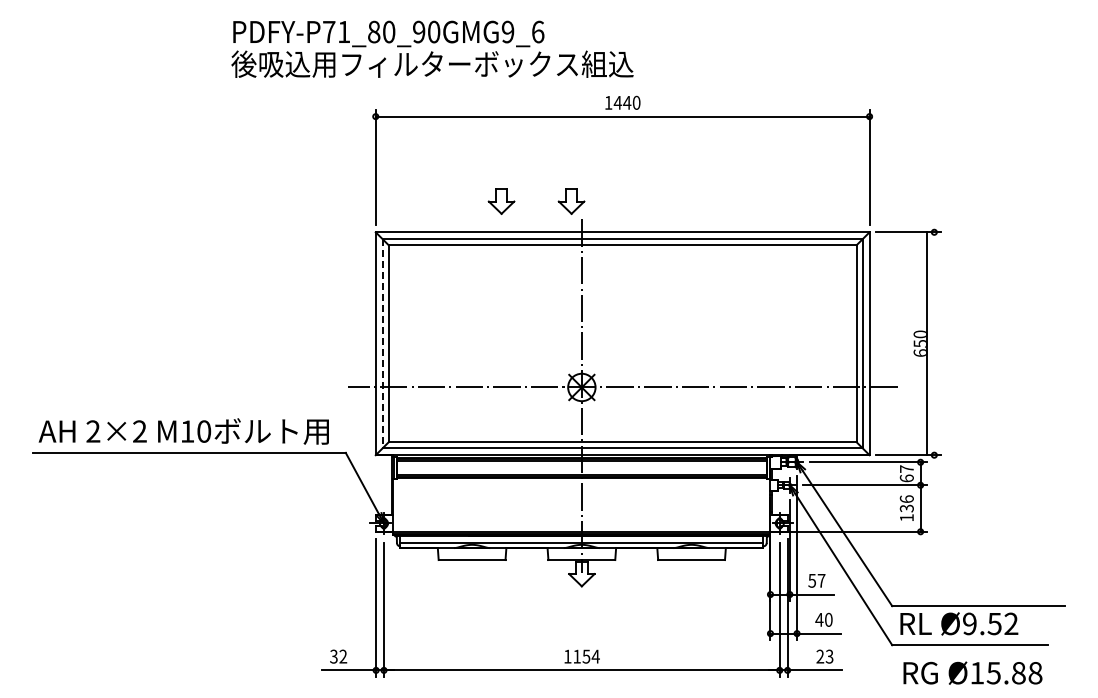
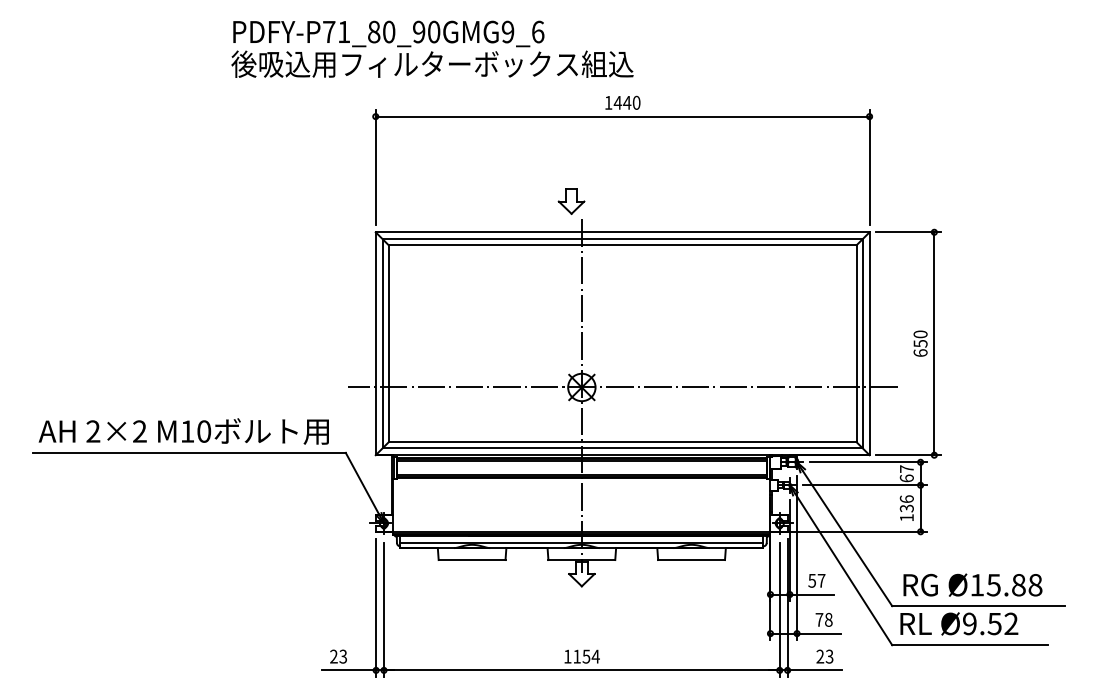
part: present -> none (501, 201)
line position: (927, 343) -> (934, 343) (934, 343)
line: dashed -> solid (382, 344)
text: 40 -> 78 (823, 619)
text: 32 -> 23 (338, 656)
text position: (972, 672) -> (972, 584) (972, 584)
